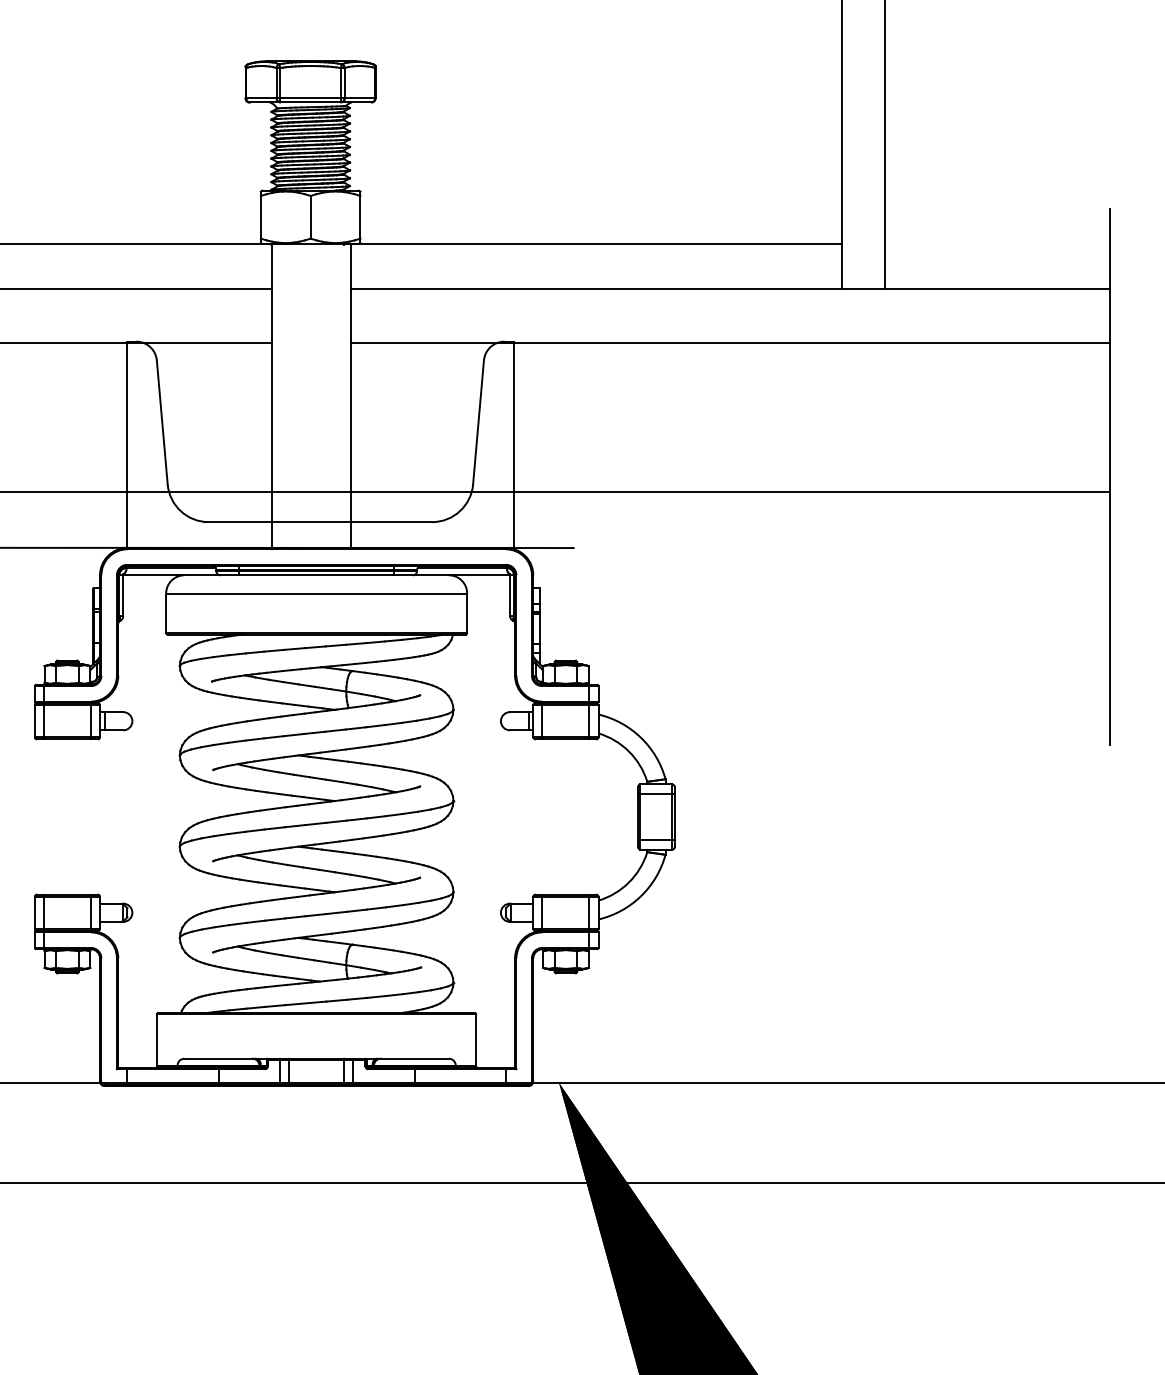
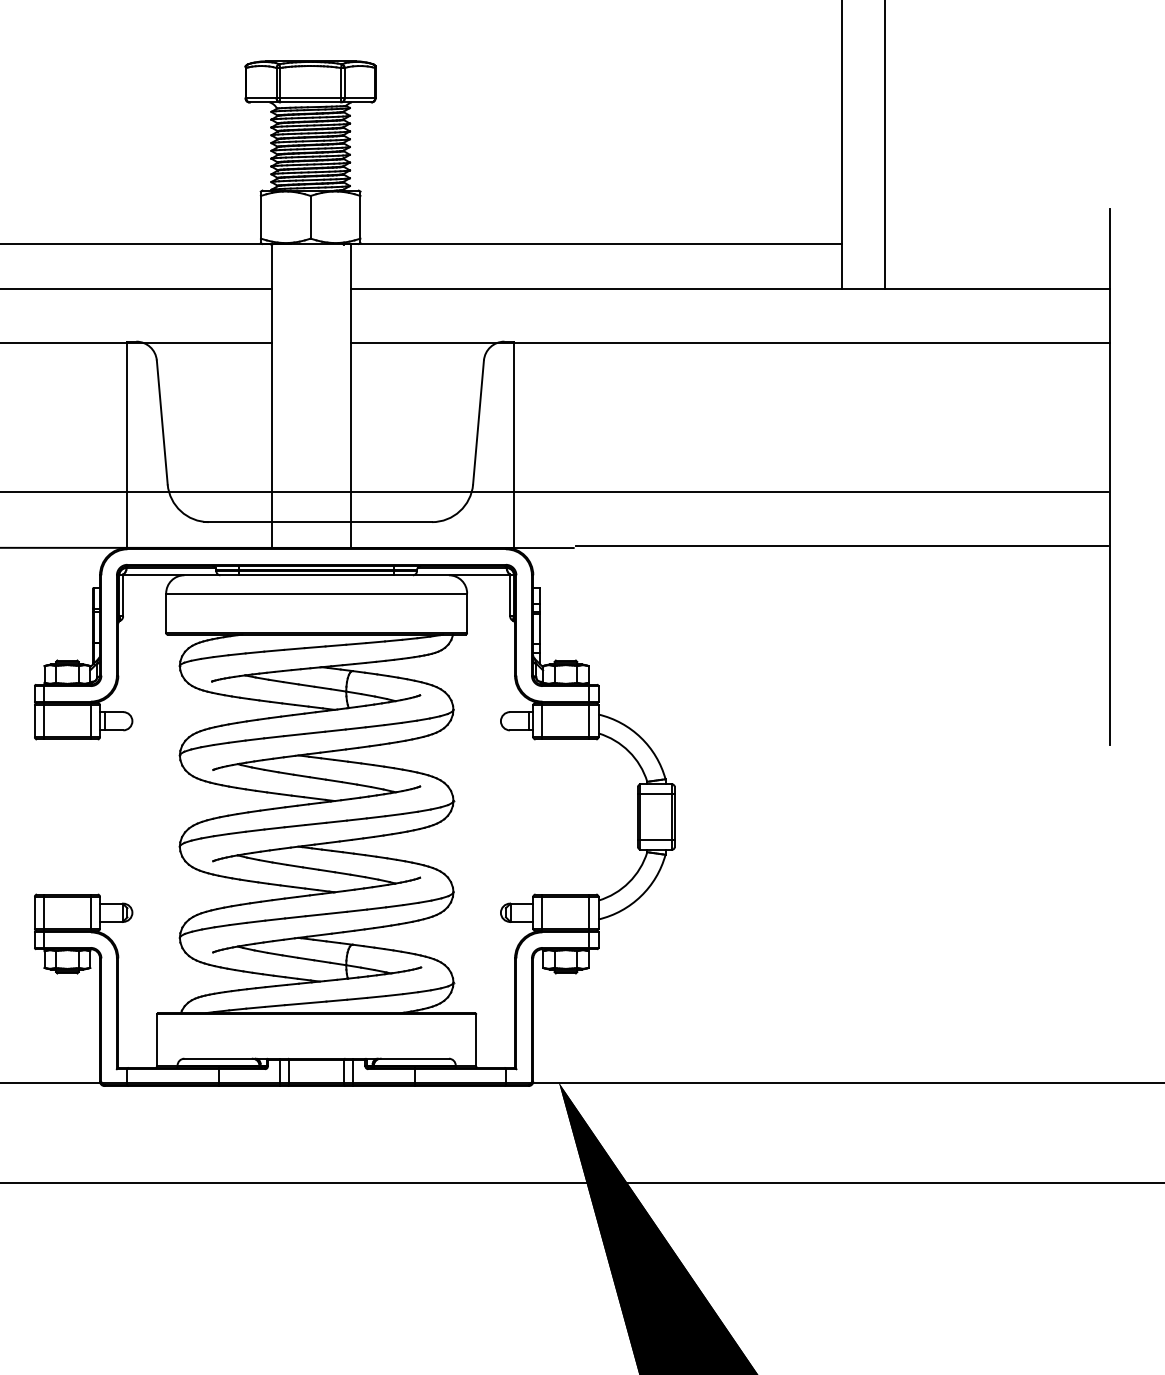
line: none -> present (841, 545)
